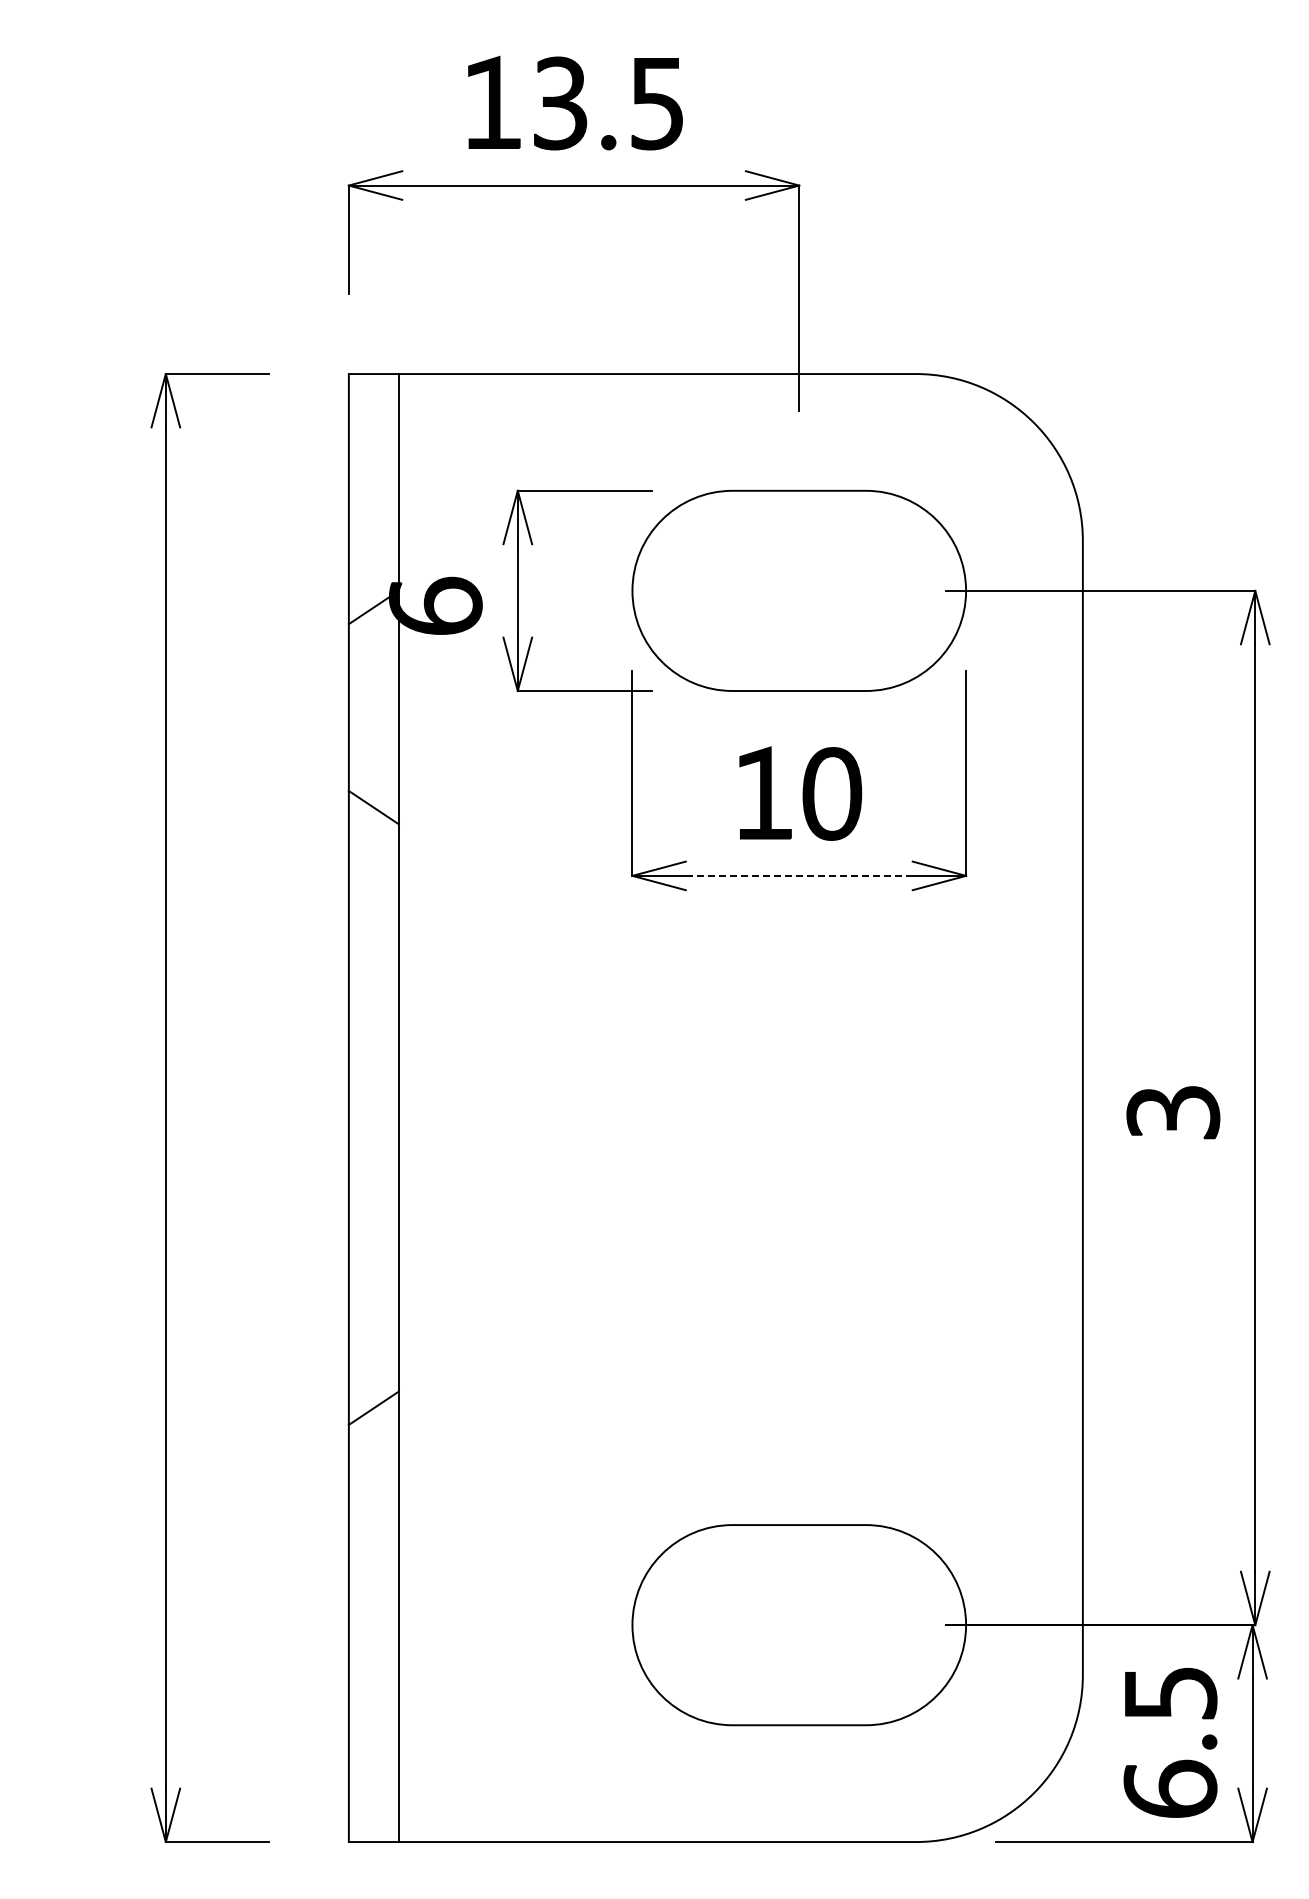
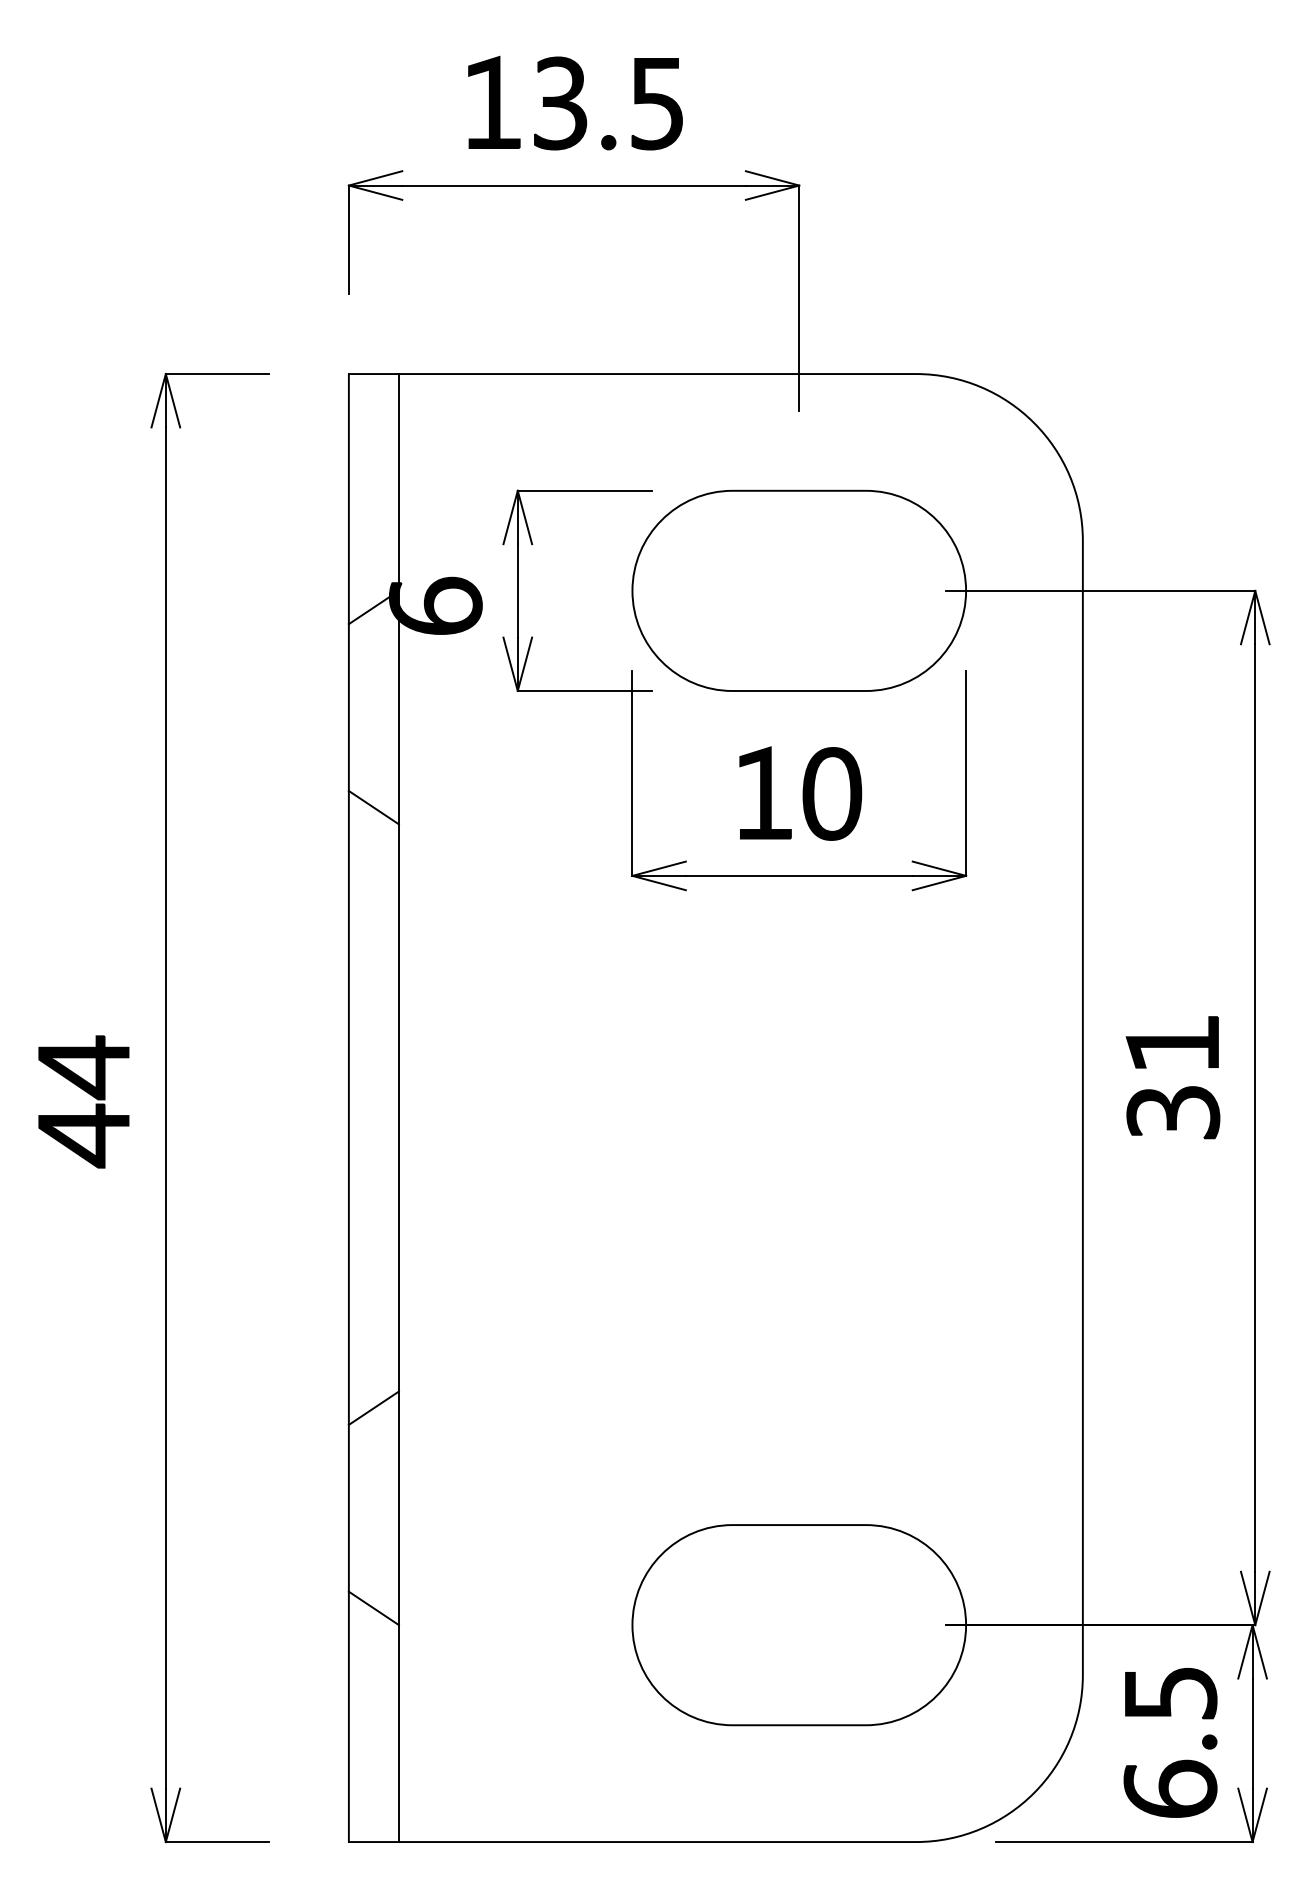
line: dashed -> solid (799, 875)
part: none -> present (1171, 1042)
part: none -> present (87, 1093)
line: none -> present (373, 1608)
